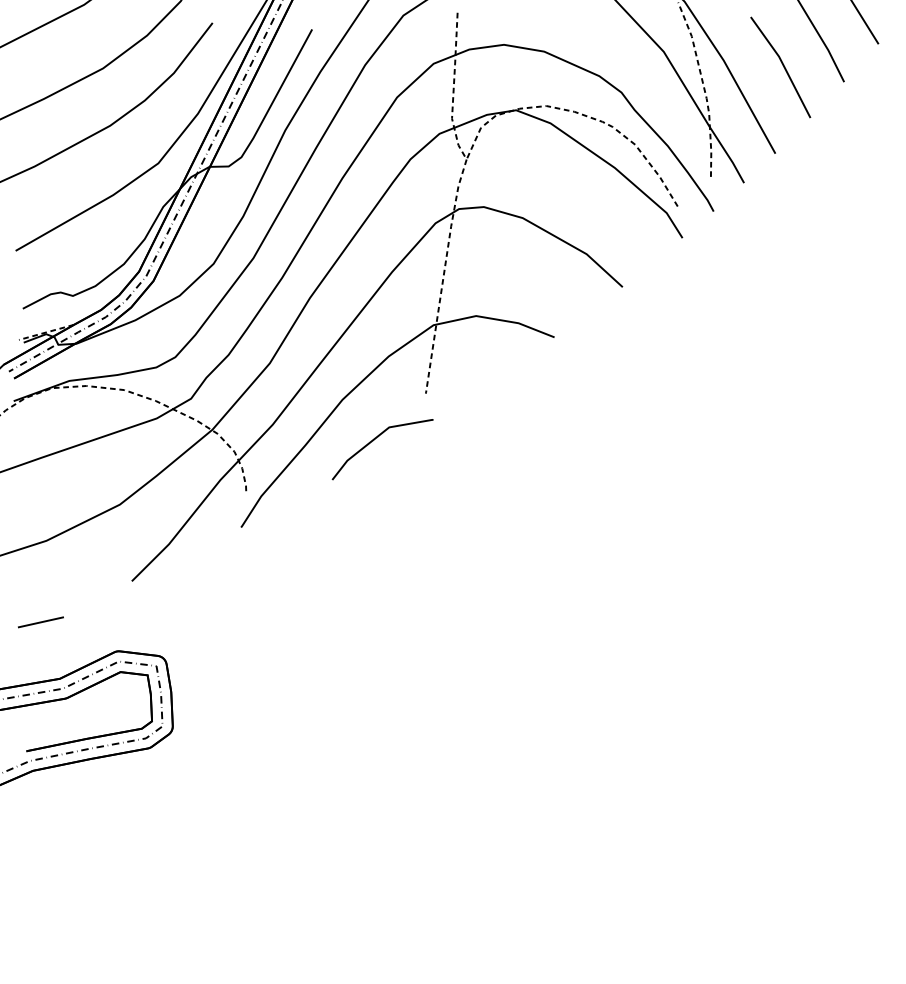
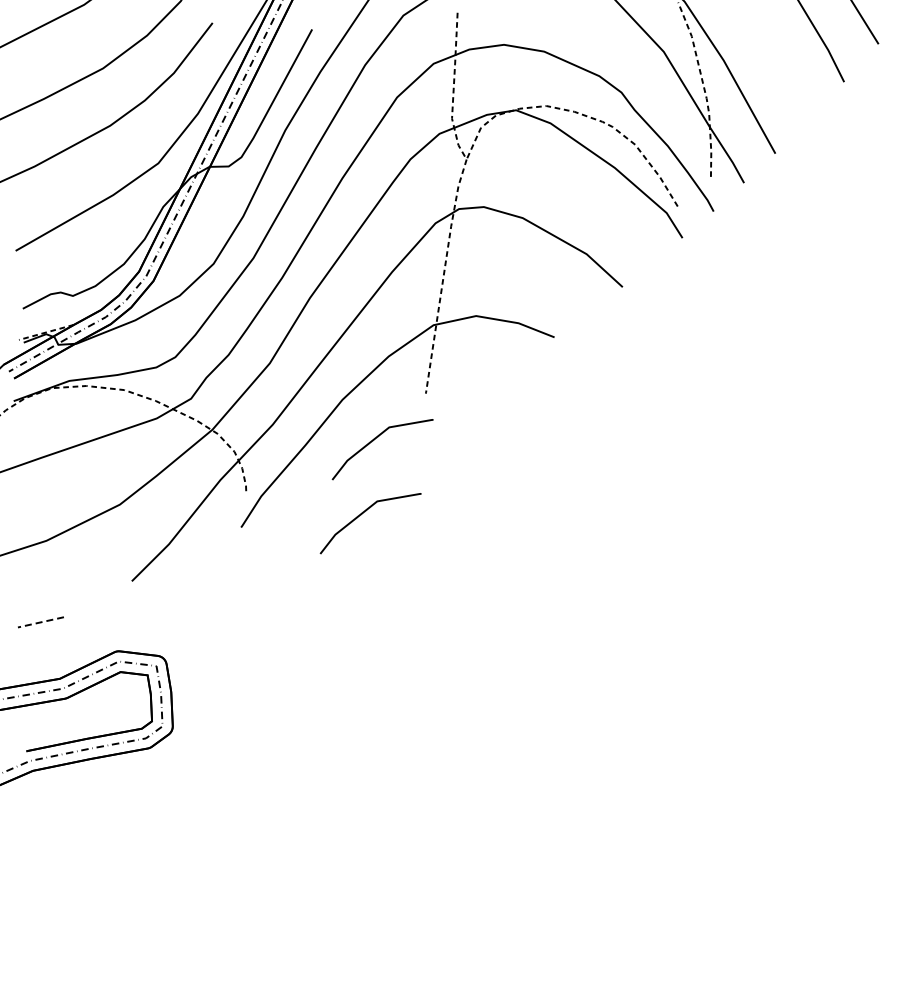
line: present -> none (782, 65)
line: none -> present (362, 514)
line: solid -> dashed (40, 622)
